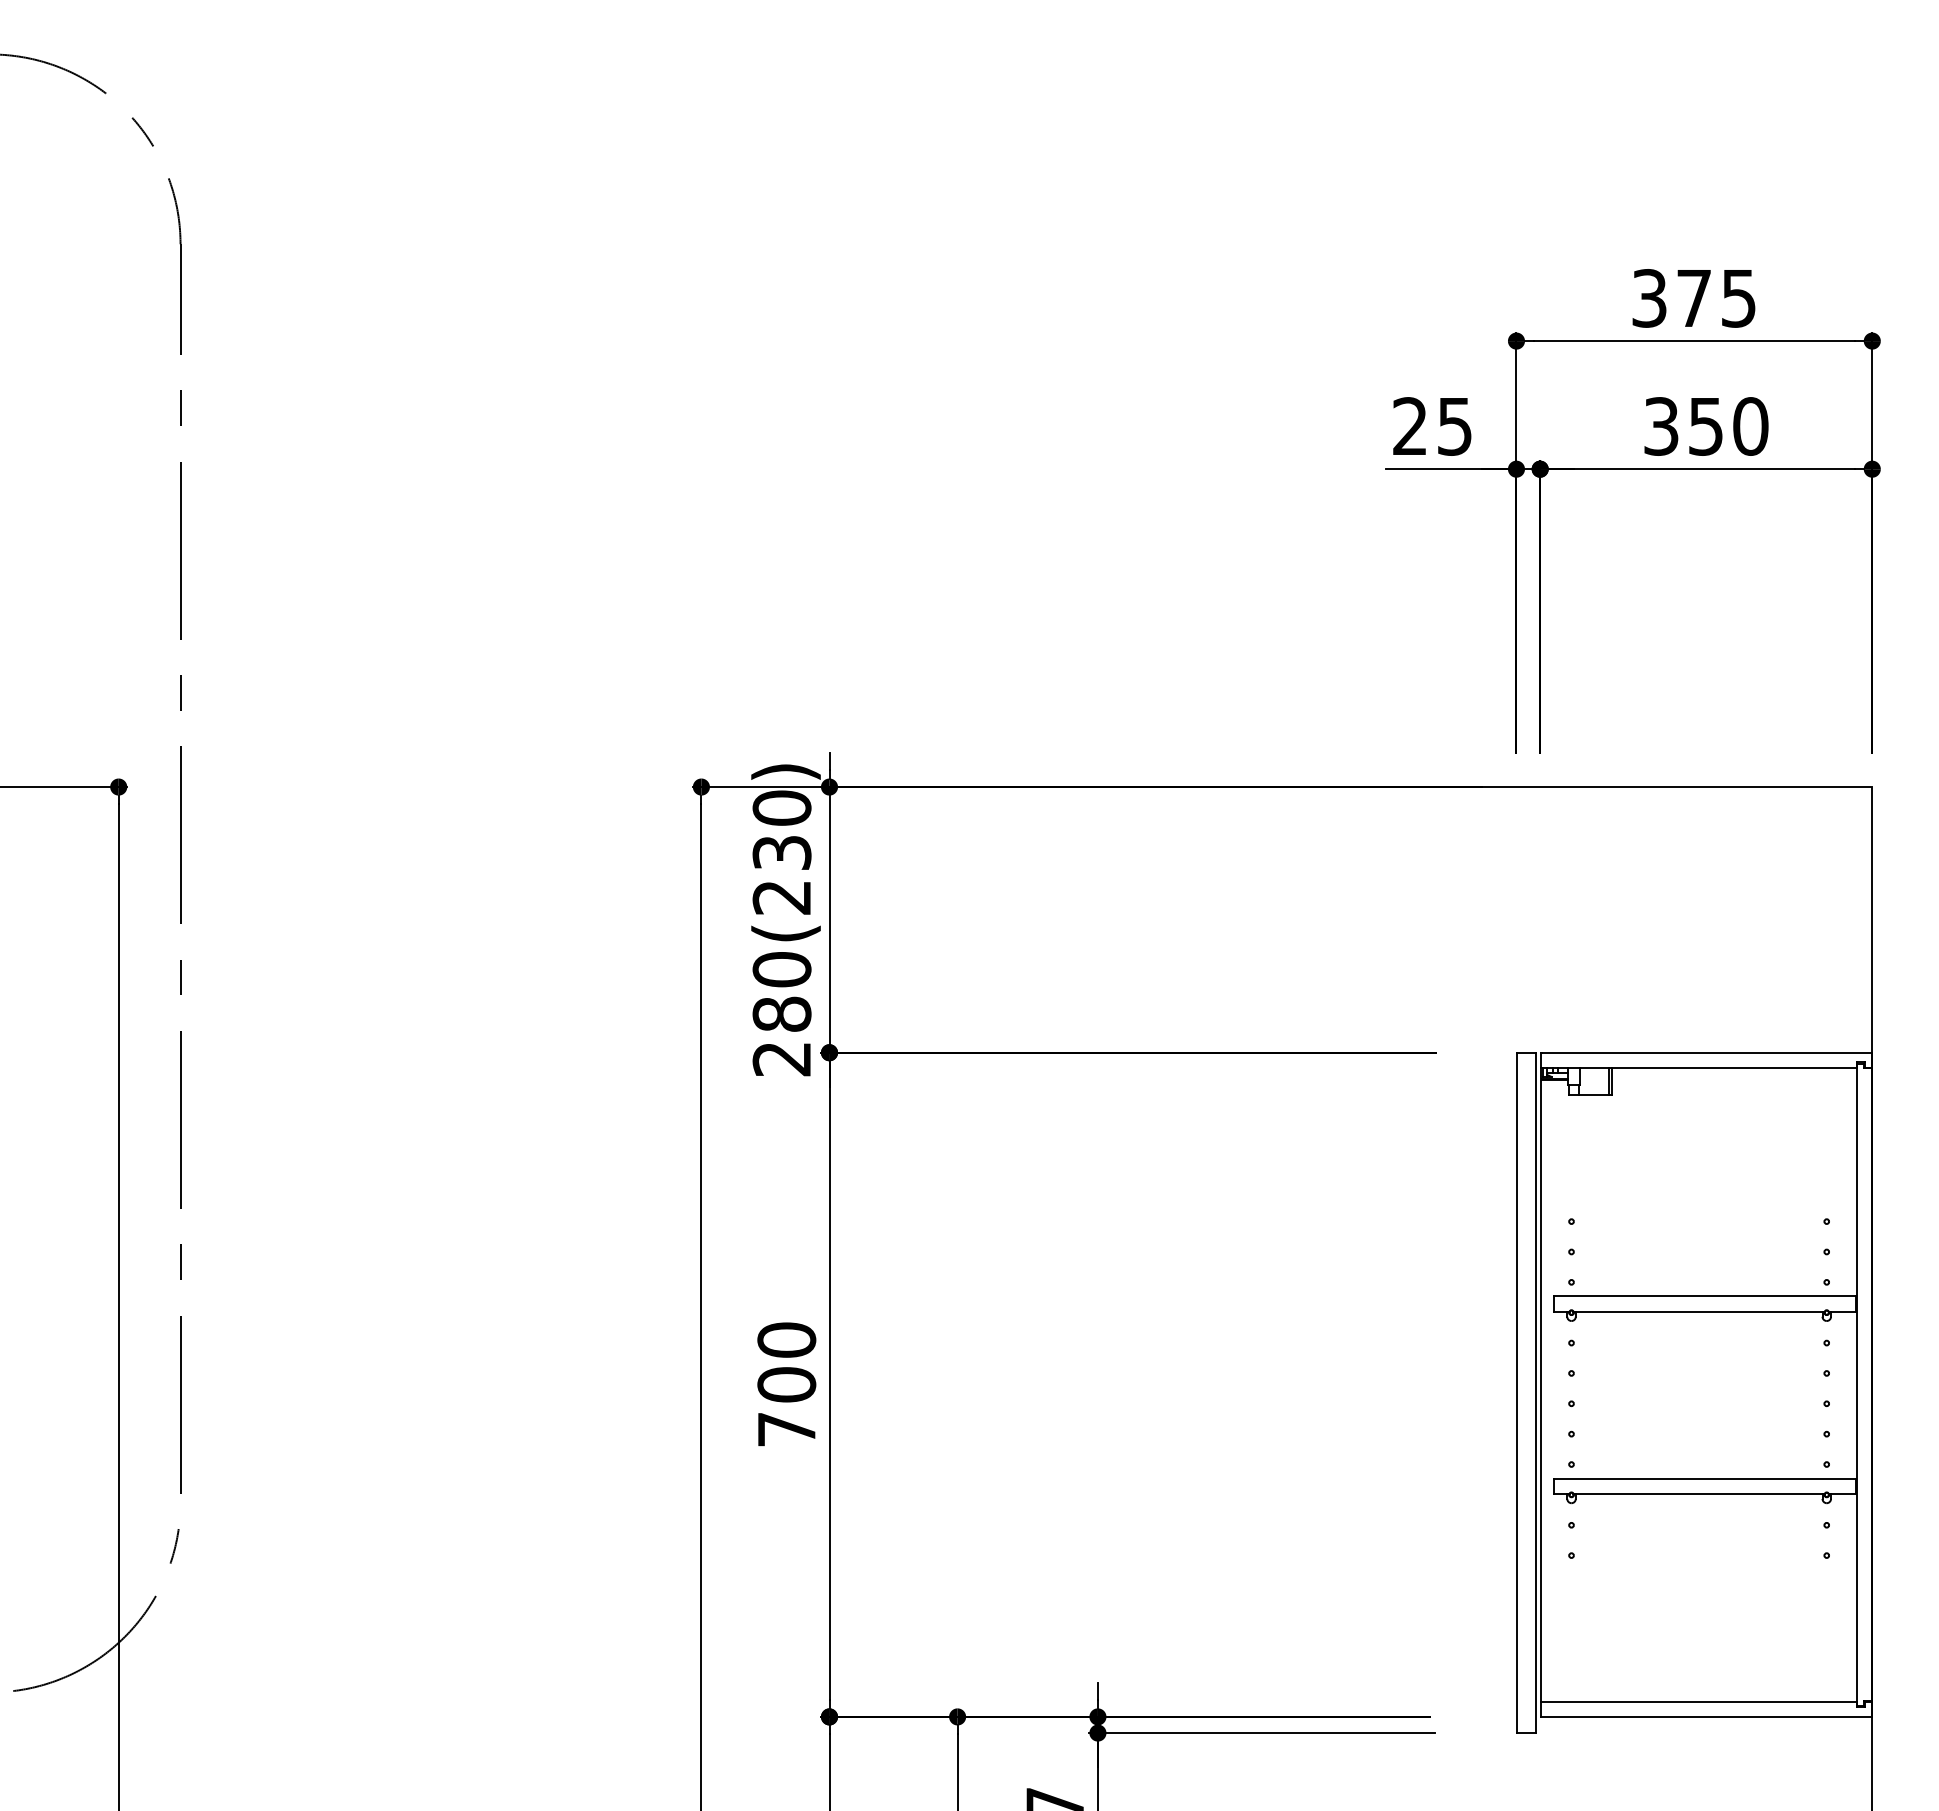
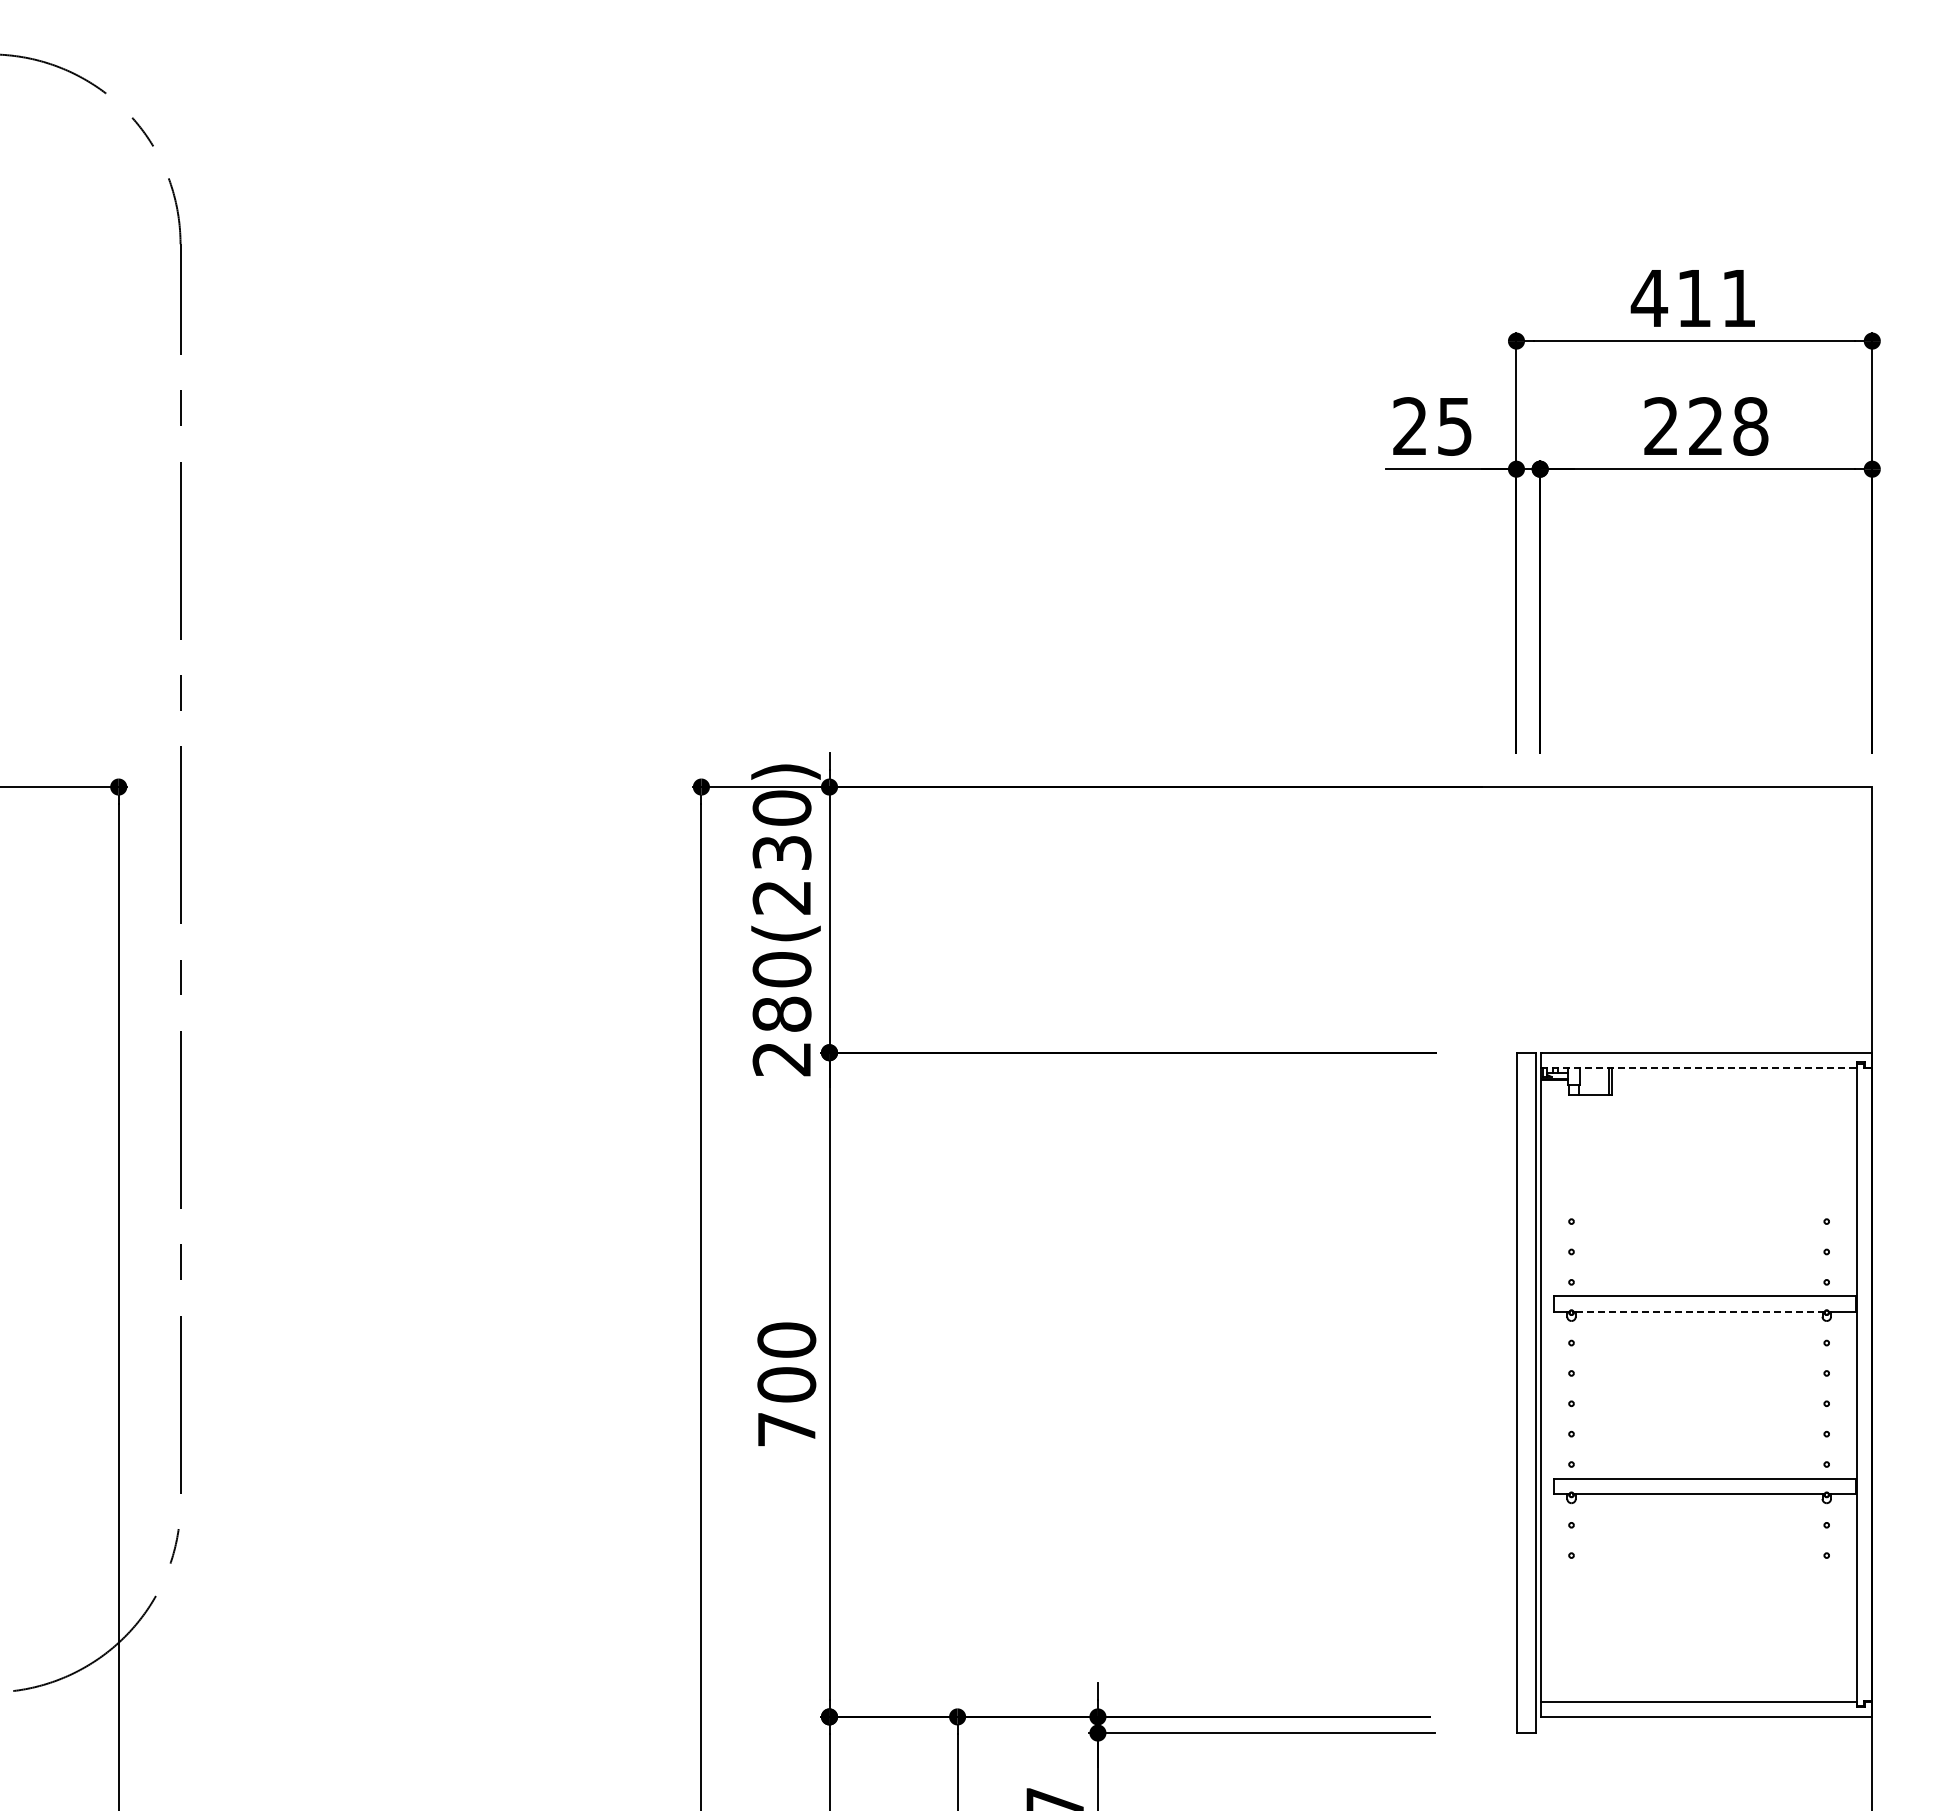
text: 375 -> 411 (1692, 298)
text: 350 -> 228 (1706, 426)
line: solid -> dashed (1698, 1067)
line: solid -> dashed (1699, 1311)
